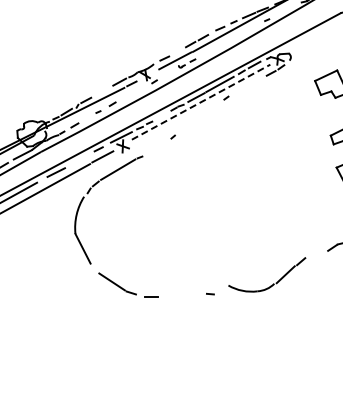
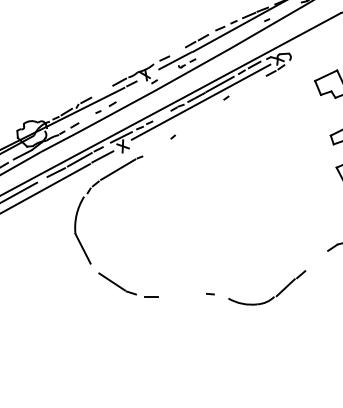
line: dashed -> solid (201, 102)
line: none -> present (79, 159)
part position: (273, 283) -> (273, 296) (273, 296)
